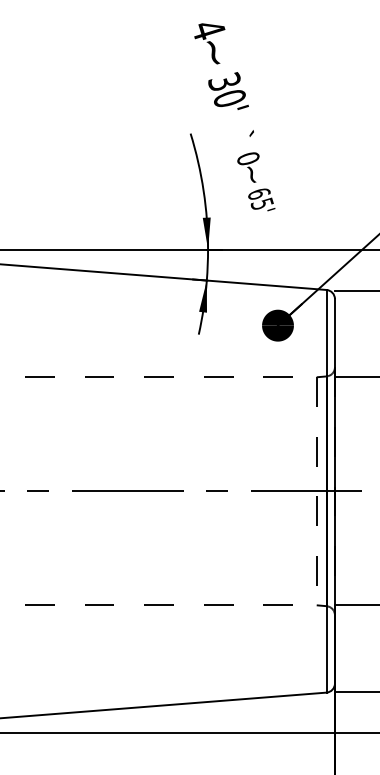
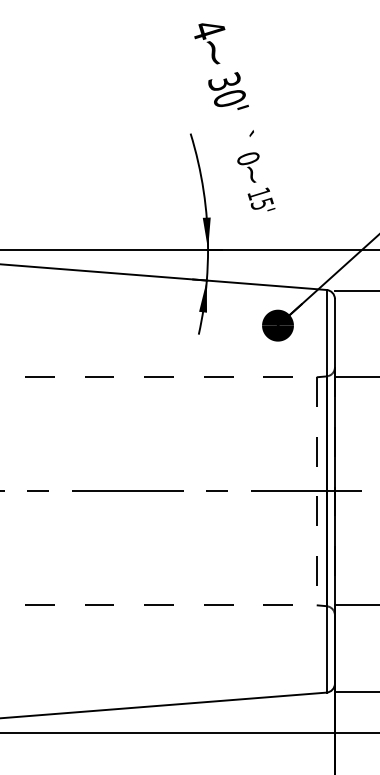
text: 65' -> 15' (258, 193)
